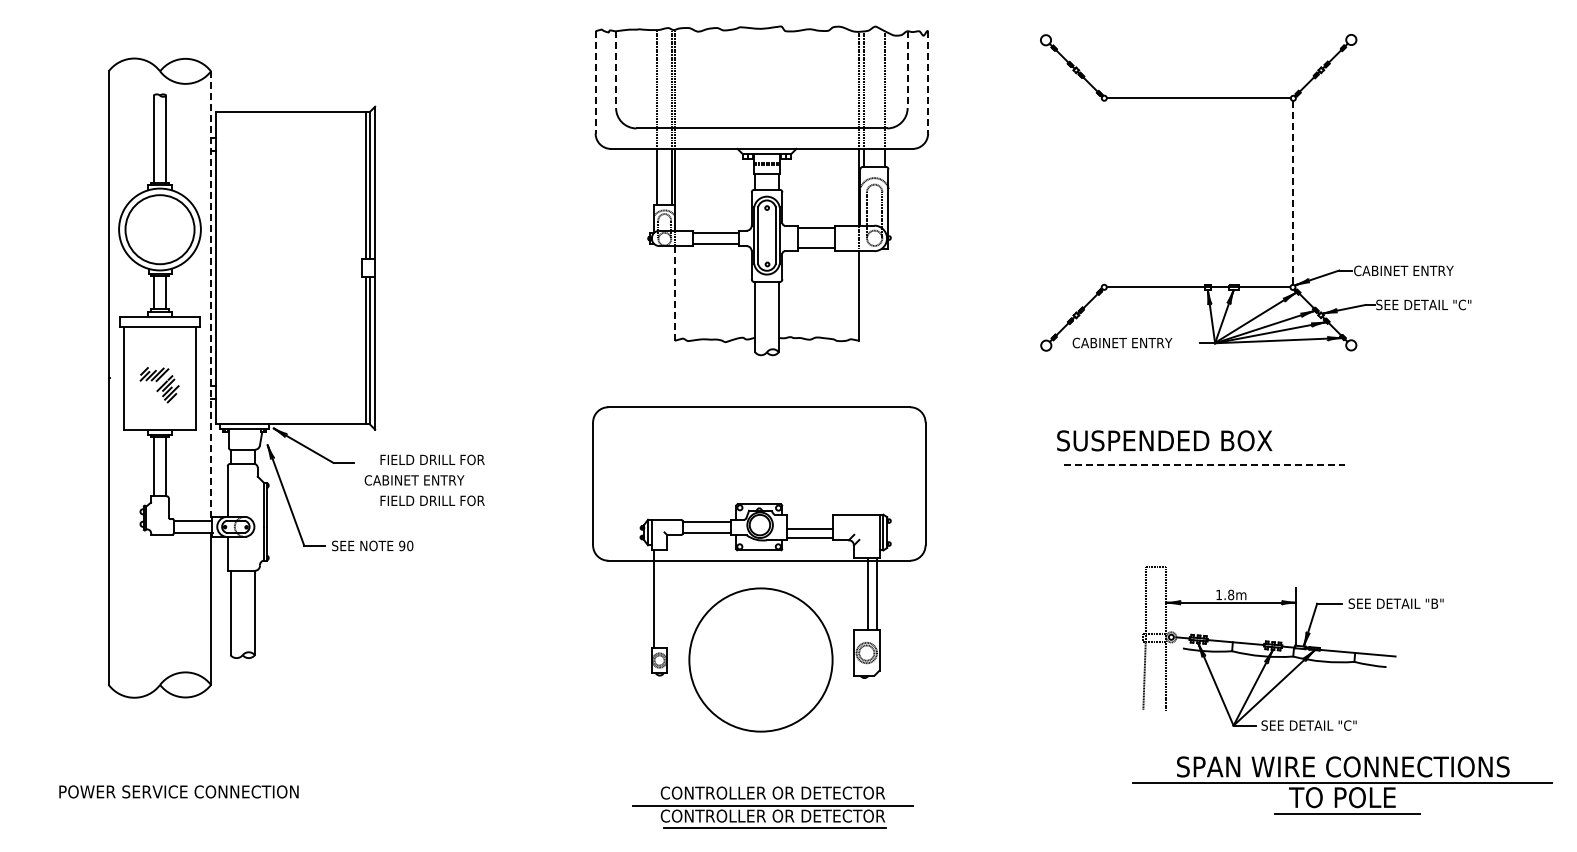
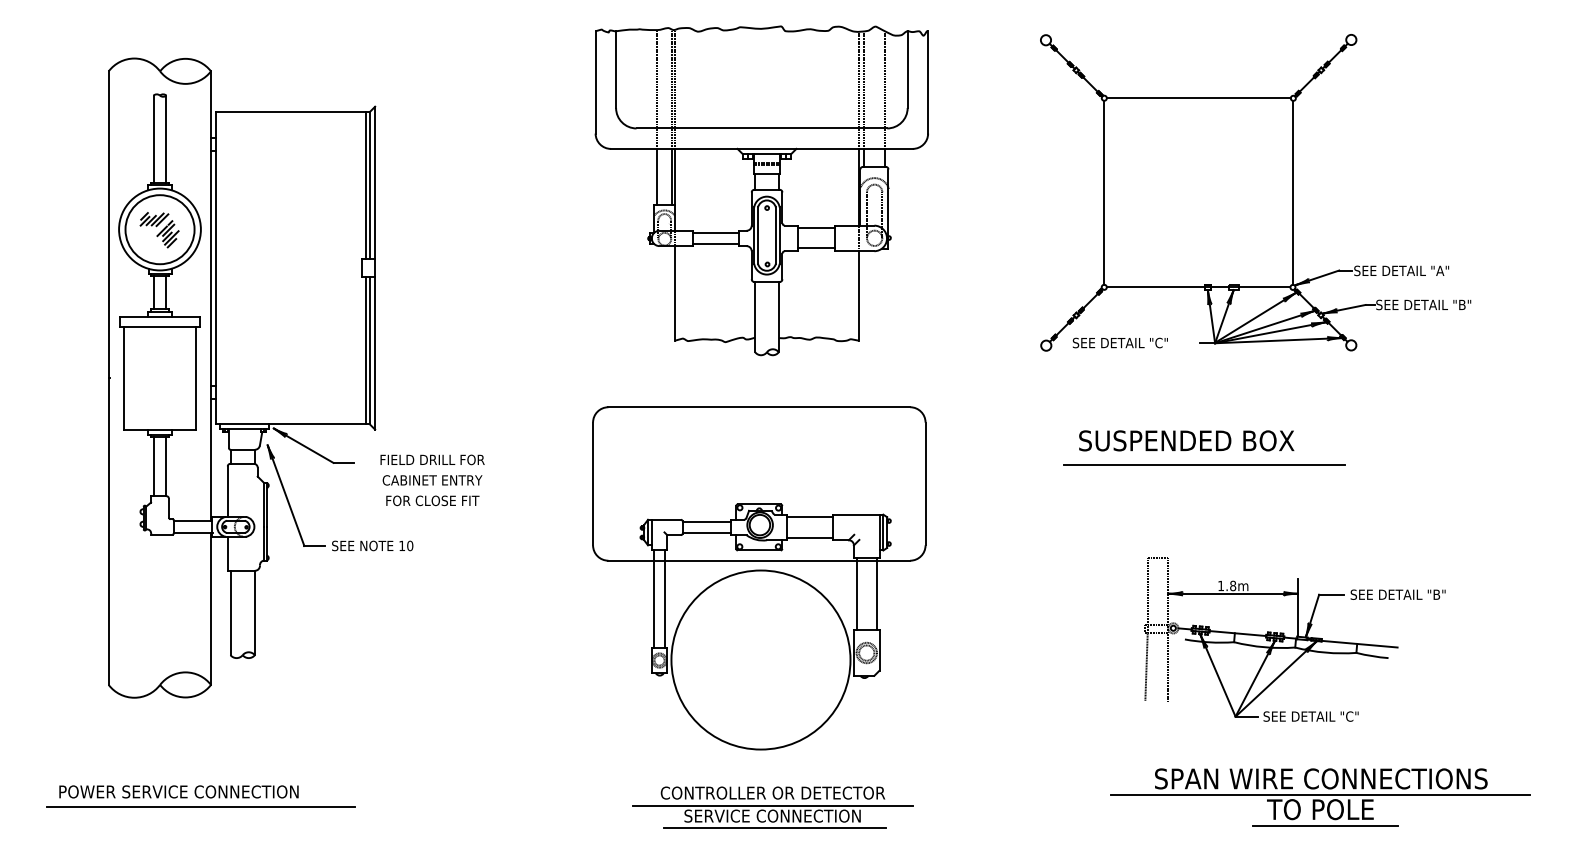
line: dashed -> solid (616, 70)
line: dashed -> solid (907, 70)
line: dashed -> solid (595, 82)
line: dashed -> solid (928, 82)
line: none -> present (1104, 192)
line: dashed -> solid (1293, 193)
text: CABINET ENTRY -> SEE DETAIL "A" (1403, 270)
line: dashed -> solid (674, 293)
line: dashed -> solid (211, 295)
text: SEE DETAIL "C" -> SEE DETAIL "B" (1464, 304)
text: CABINET ENTRY -> SEE DETAIL "C" (1122, 342)
part position: (159, 385) -> (159, 230) (159, 230)
text position: (1164, 440) -> (1186, 440) (1186, 440)
line: dashed -> solid (1204, 464)
text position: (414, 480) -> (432, 480) (432, 480)
text: FIELD DRILL FOR -> FOR CLOSE FIT (432, 500)
line position: (810, 529) -> (810, 517) (810, 517)
text: 90 -> 10 (402, 545)
line position: (867, 593) -> (856, 593) (856, 593)
line: none -> present (664, 598)
part position: (1292, 648) -> (1294, 639) (1294, 639)
circle diameter: 143 px -> 179 px (760, 659)
part position: (1342, 785) -> (1320, 797) (1320, 797)
line: none -> present (201, 807)
text: CONTROLLER OR DETECTOR -> SERVICE CONNECTION (772, 815)
